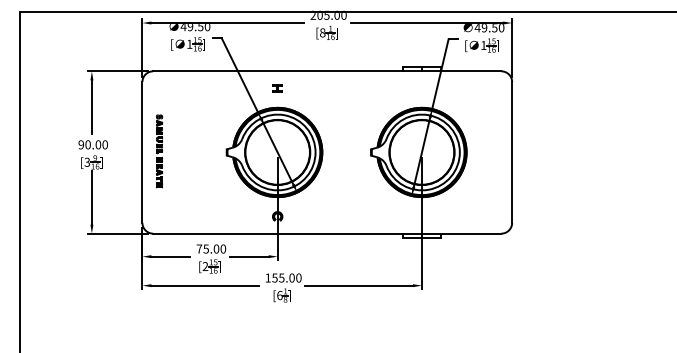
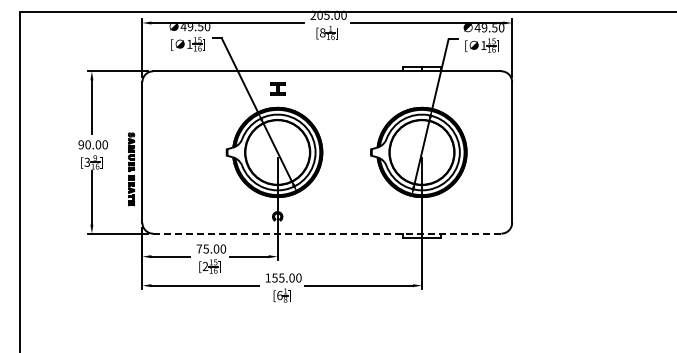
part size: 11x9 px -> 16x14 px (277, 88)
part position: (159, 151) -> (131, 169) (131, 169)
line: solid -> dashed (327, 233)
